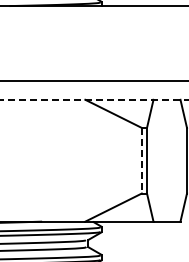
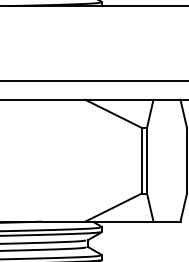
line: dashed -> solid (95, 99)
line: dashed -> solid (141, 160)
